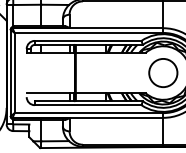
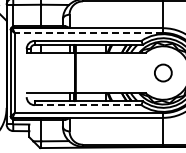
line: solid -> dashed (88, 32)
circle diameter: 28 px -> 17 px (162, 72)
line: solid -> dashed (87, 105)
